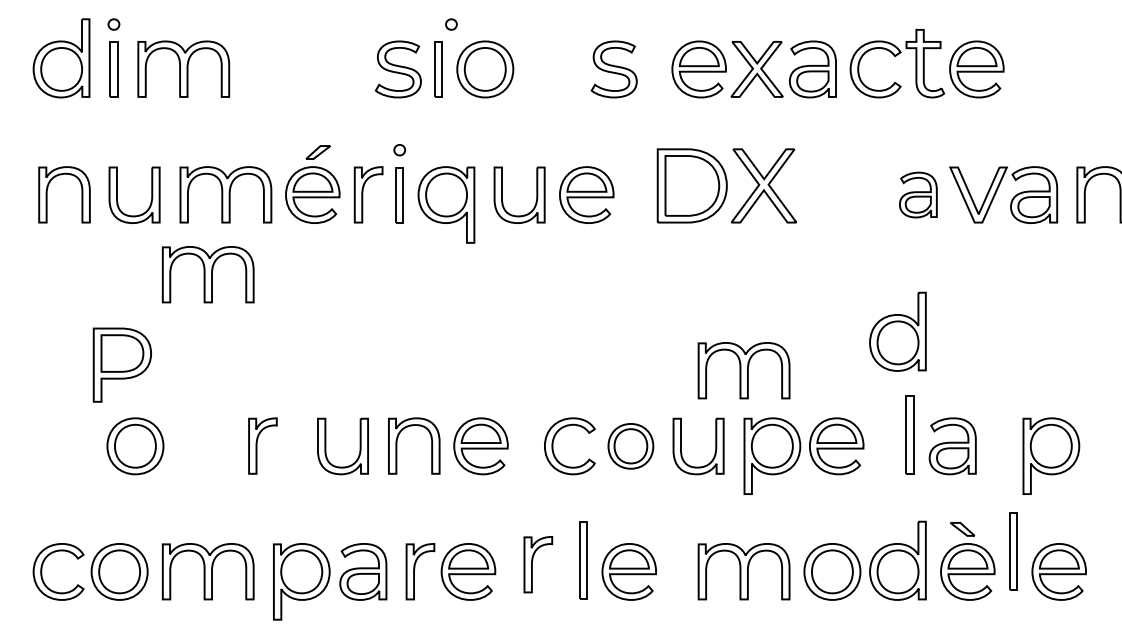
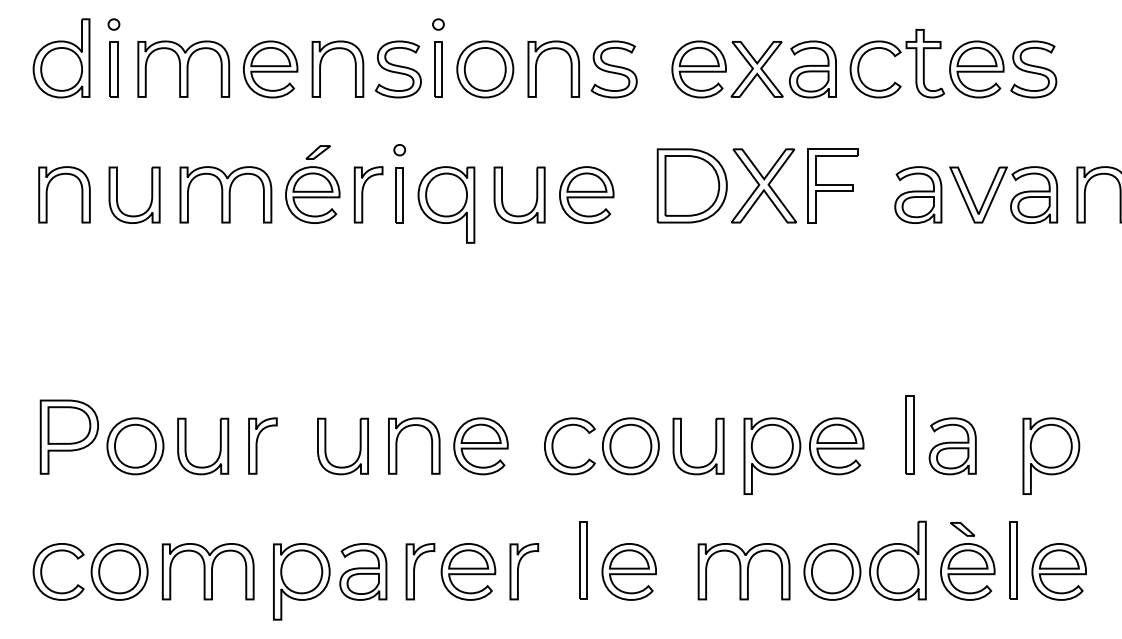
part position: (451, 24) -> (438, 24) (438, 24)
part: none -> present (537, 64)
part: none -> present (321, 65)
part: none -> present (270, 69)
part: none -> present (1033, 69)
part: none -> present (832, 185)
part size: 39x48 px -> 49x58 px (918, 194)
part: present -> none (207, 274)
part: present -> none (897, 331)
part position: (121, 364) -> (68, 436) (68, 436)
part: present -> none (743, 370)
part: none -> present (219, 446)
part size: 48x47 px -> 58x59 px (630, 446)
part position: (1013, 551) -> (1013, 560) (1013, 560)
part position: (538, 564) -> (524, 571) (524, 571)
